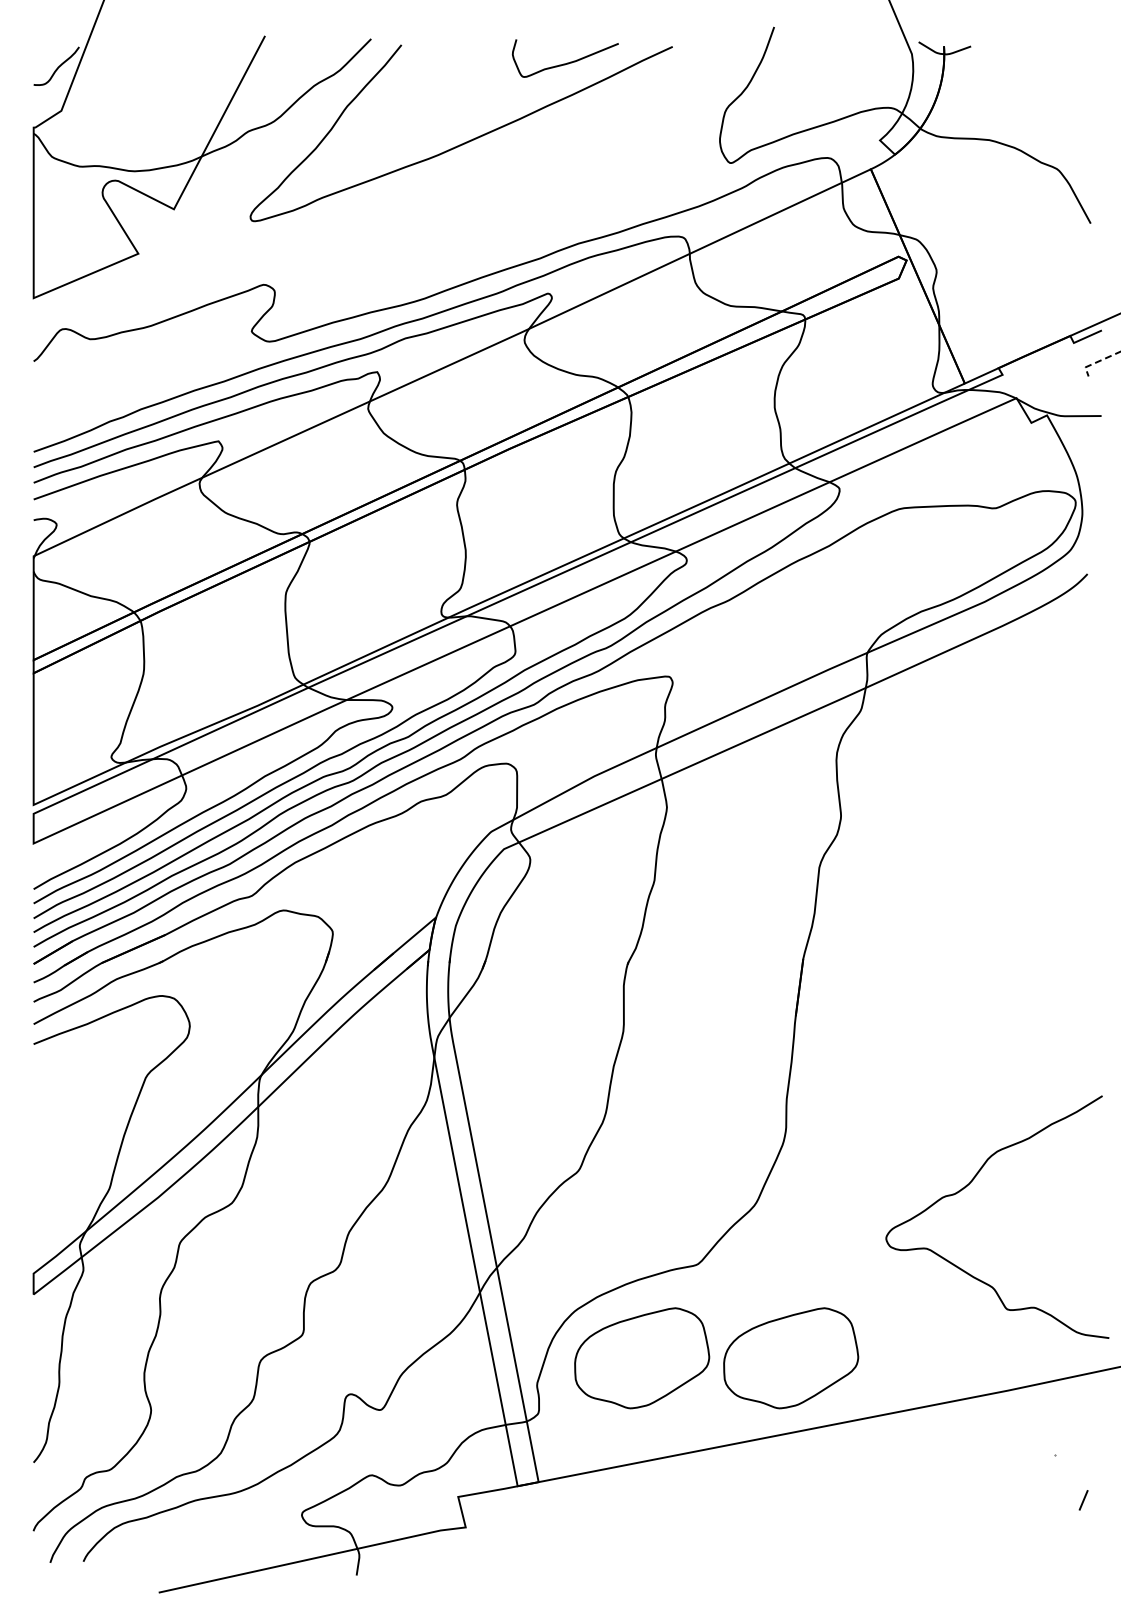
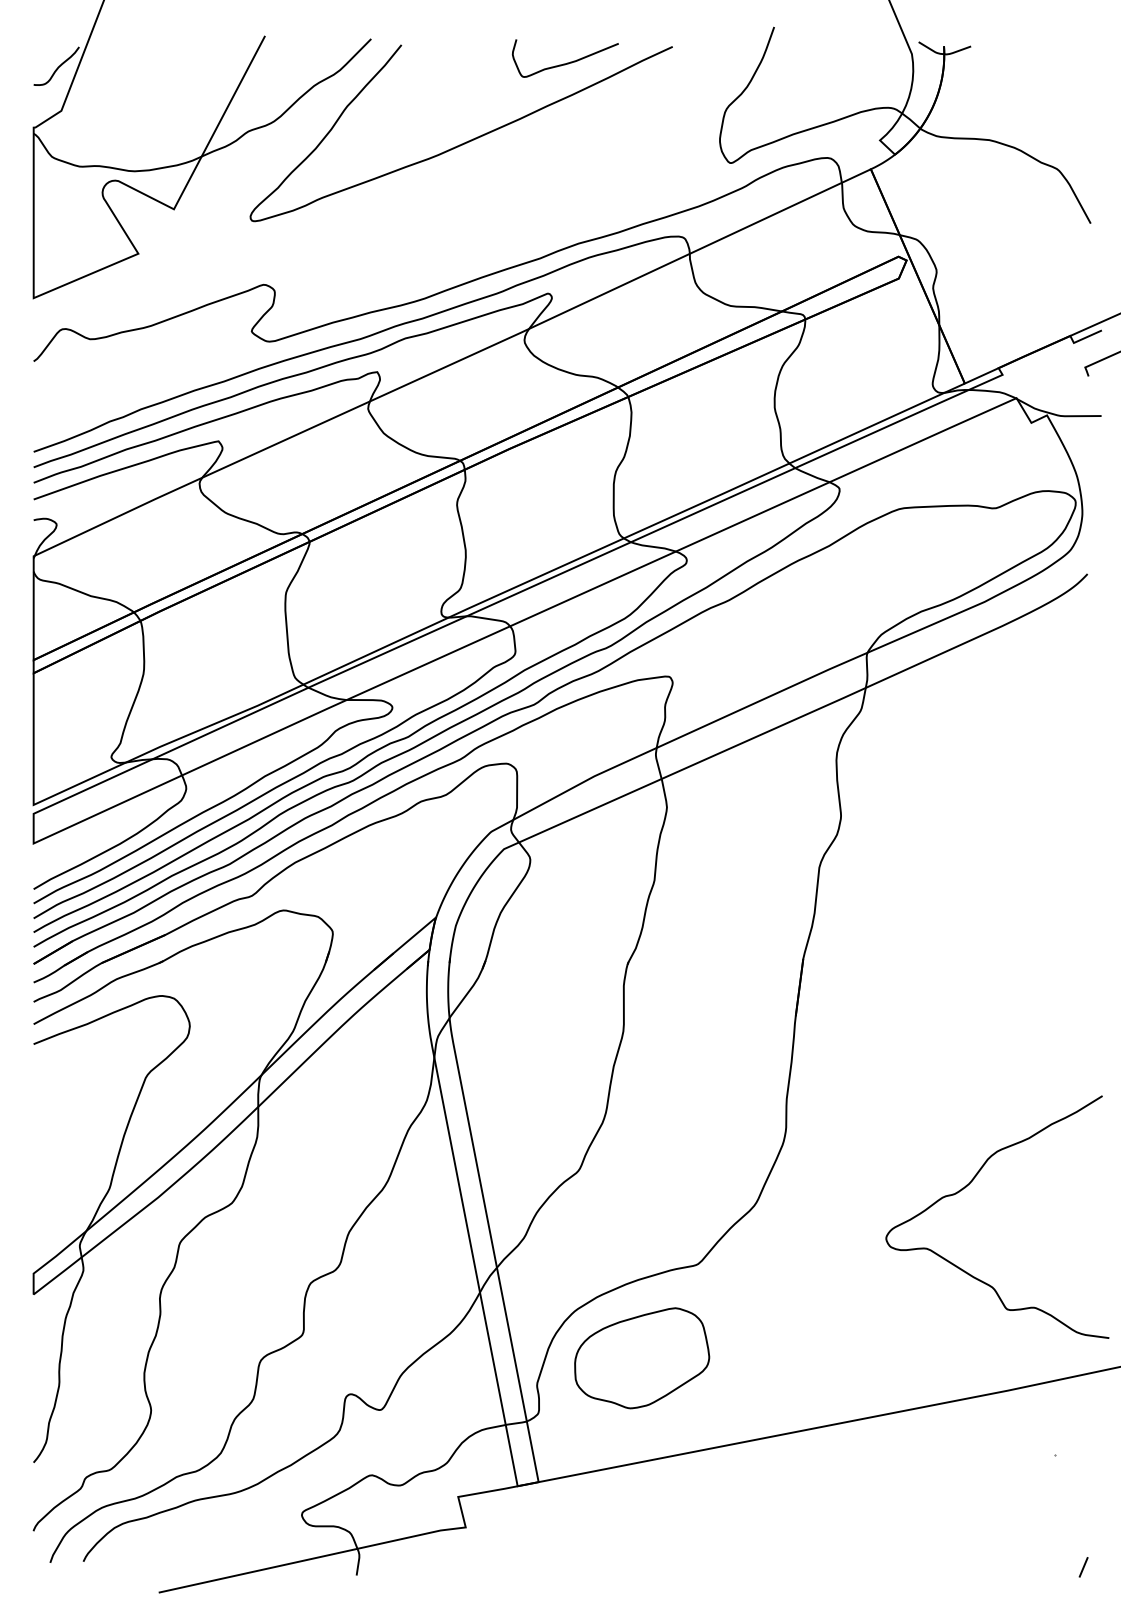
line: dashed -> solid (1097, 362)
part: present -> none (791, 1358)
line position: (1083, 1500) -> (1083, 1567) (1083, 1567)
